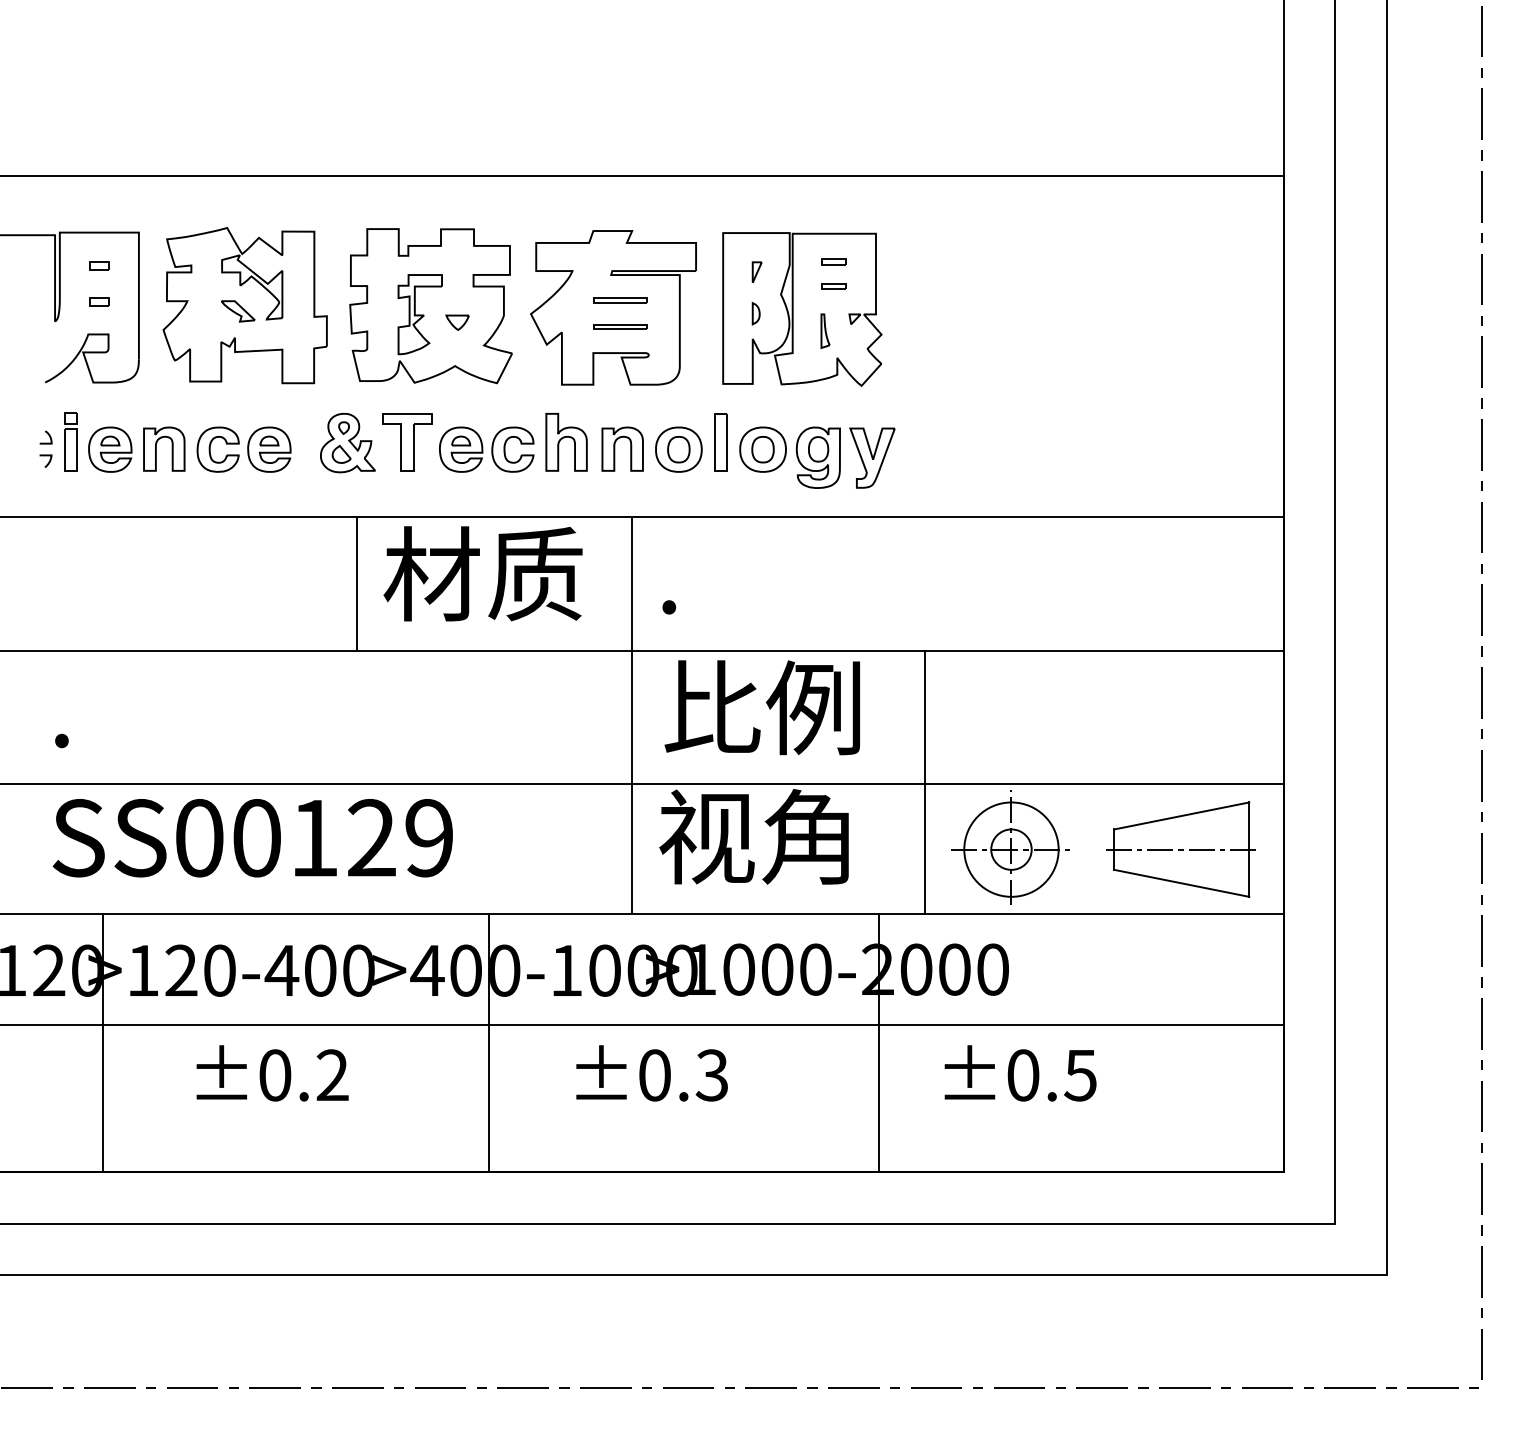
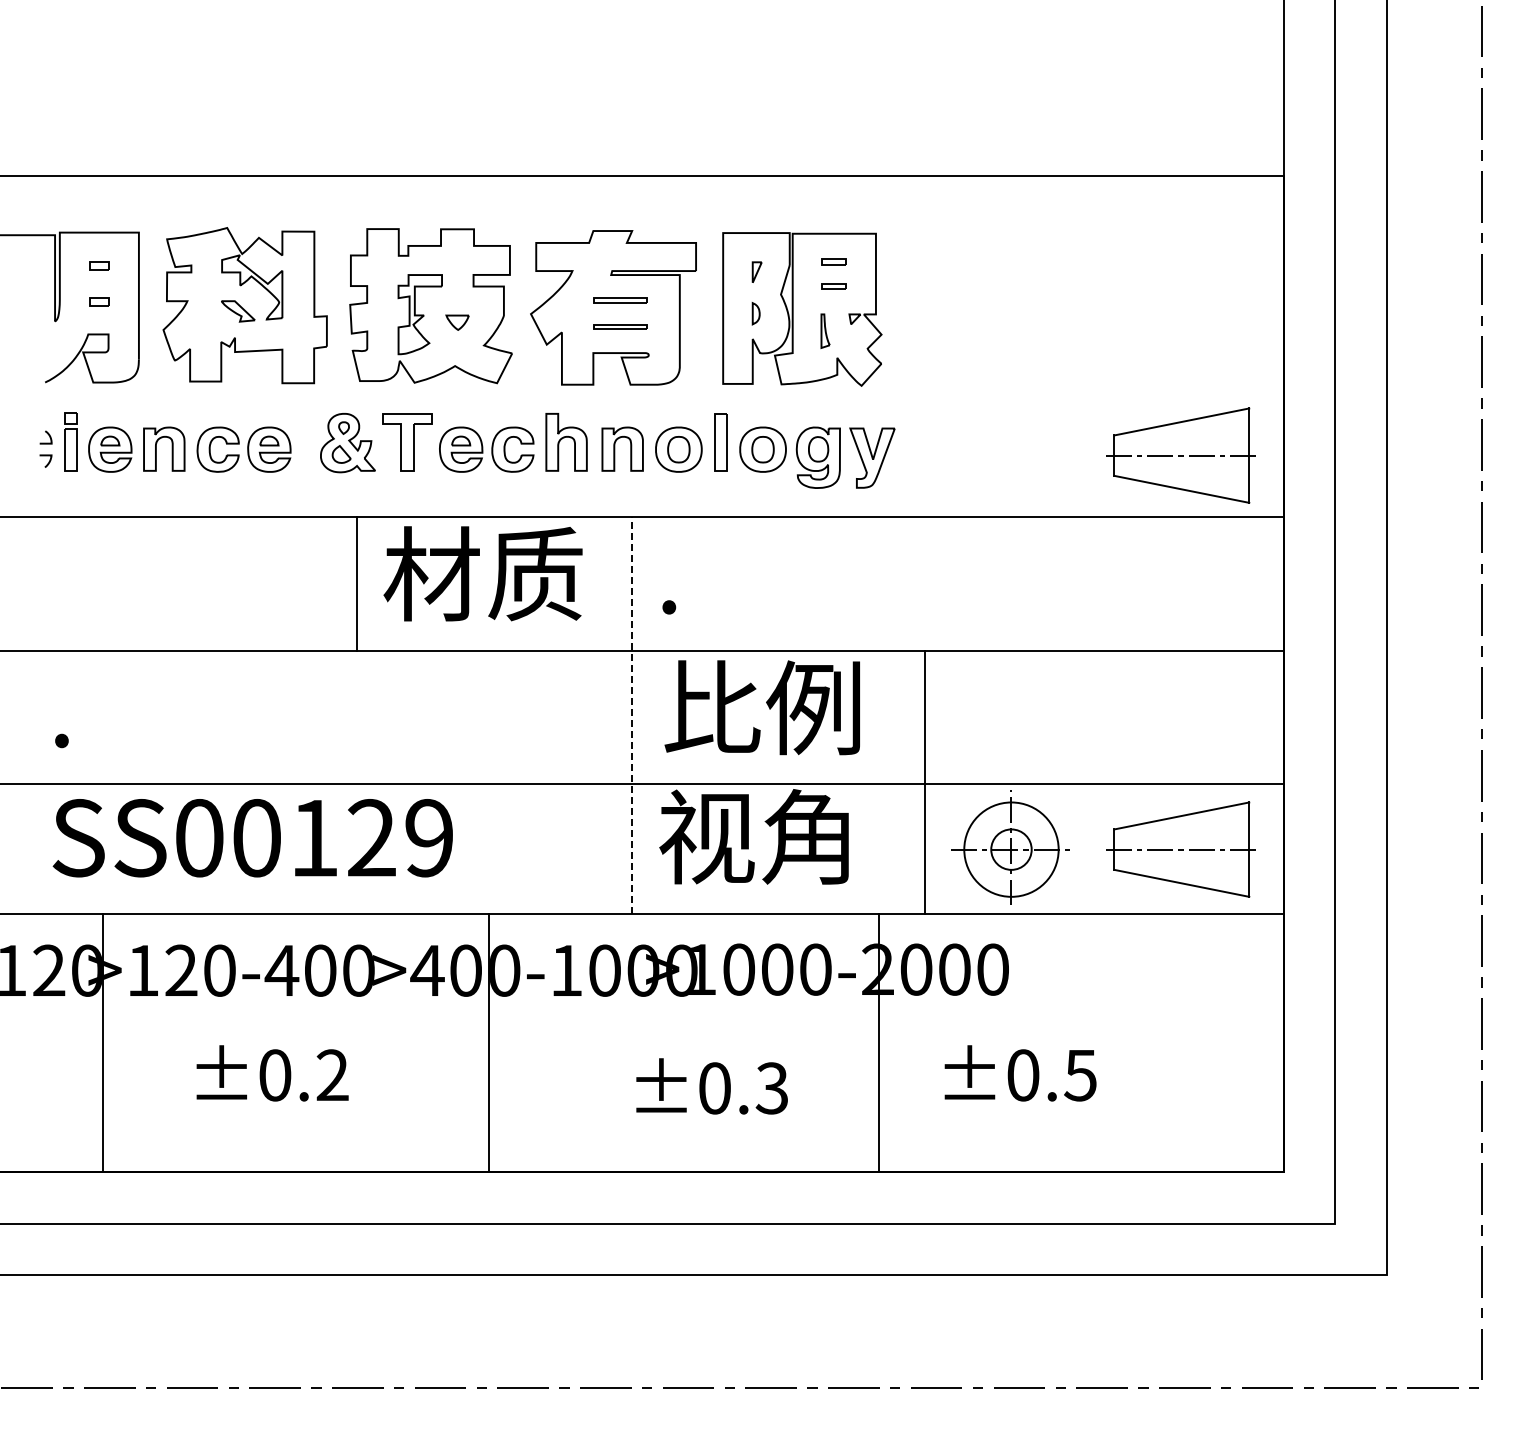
part: none -> present (1180, 455)
line: solid -> dashed (631, 714)
line: present -> none (642, 1024)
text position: (651, 1073) -> (711, 1086) (711, 1086)
